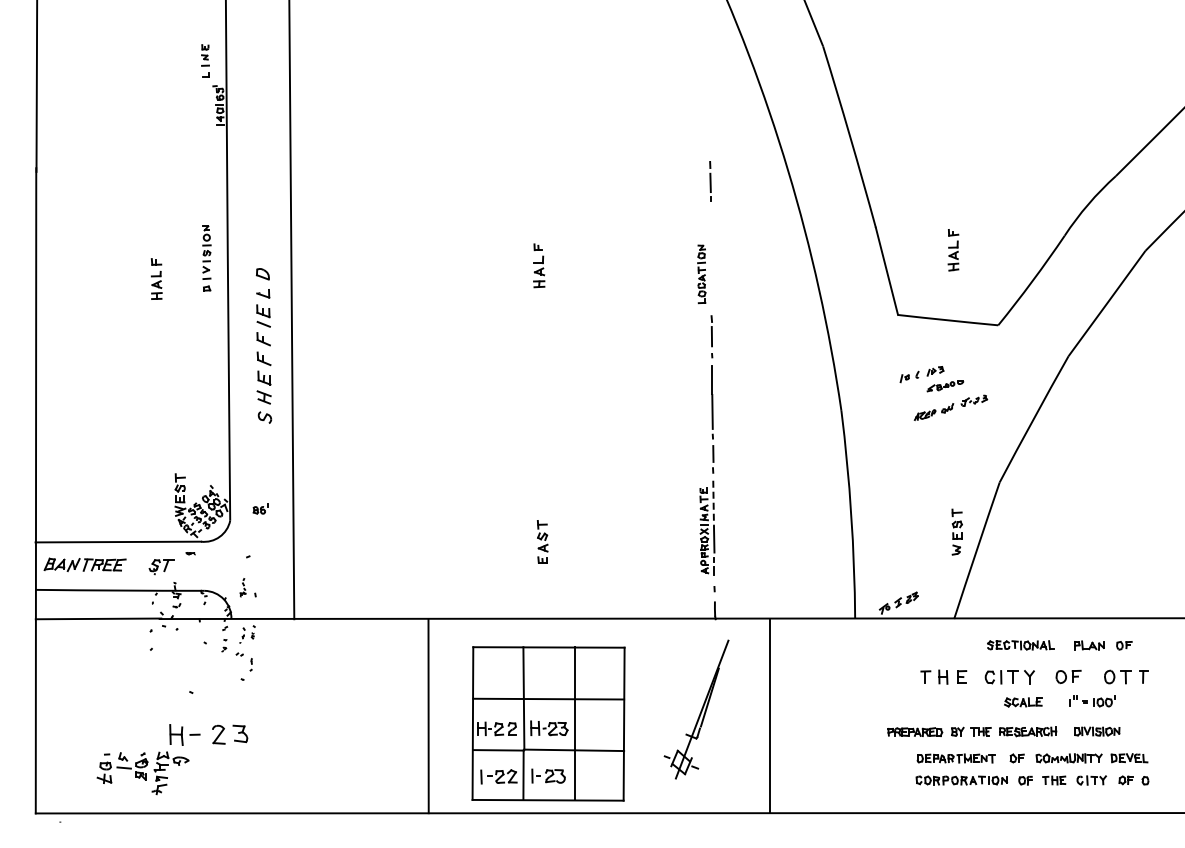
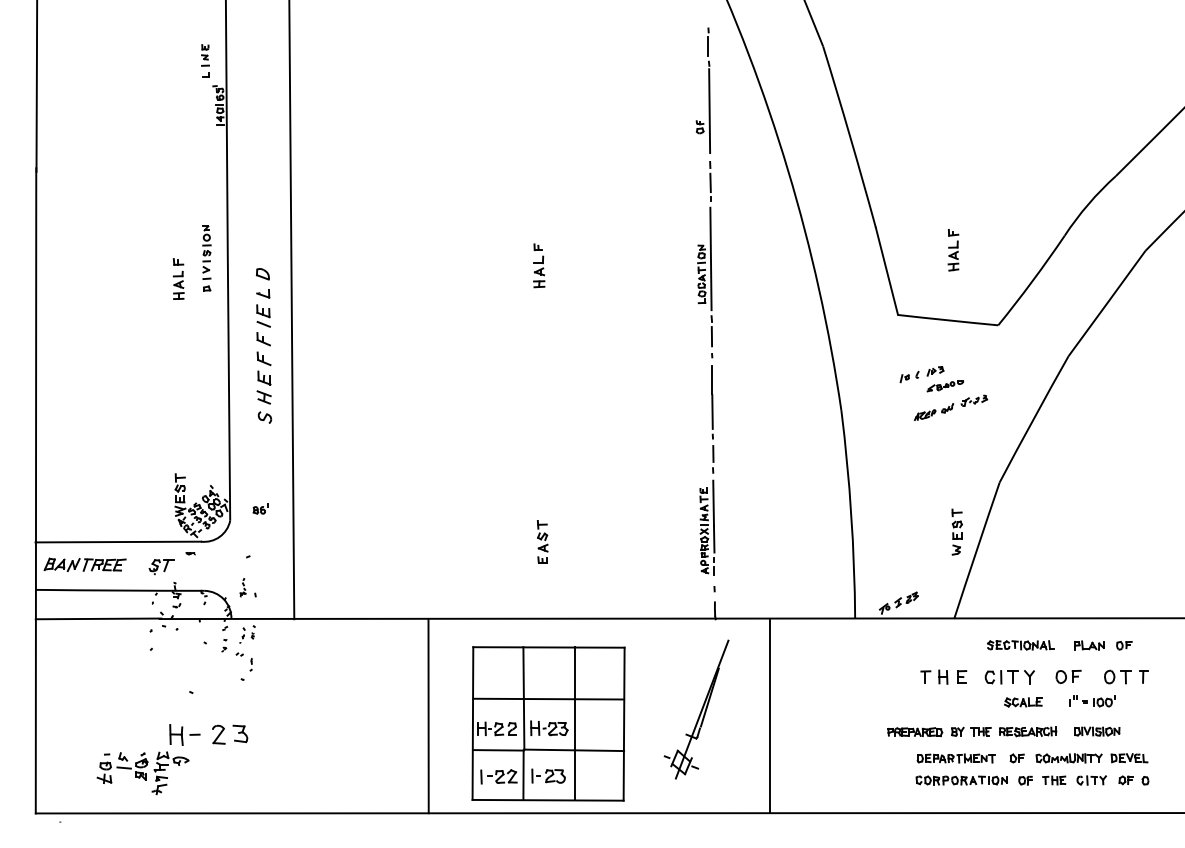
part: none -> present (702, 90)
line: none -> present (710, 258)
part position: (156, 278) -> (178, 278) (178, 278)
line: dashed -> solid (713, 503)
